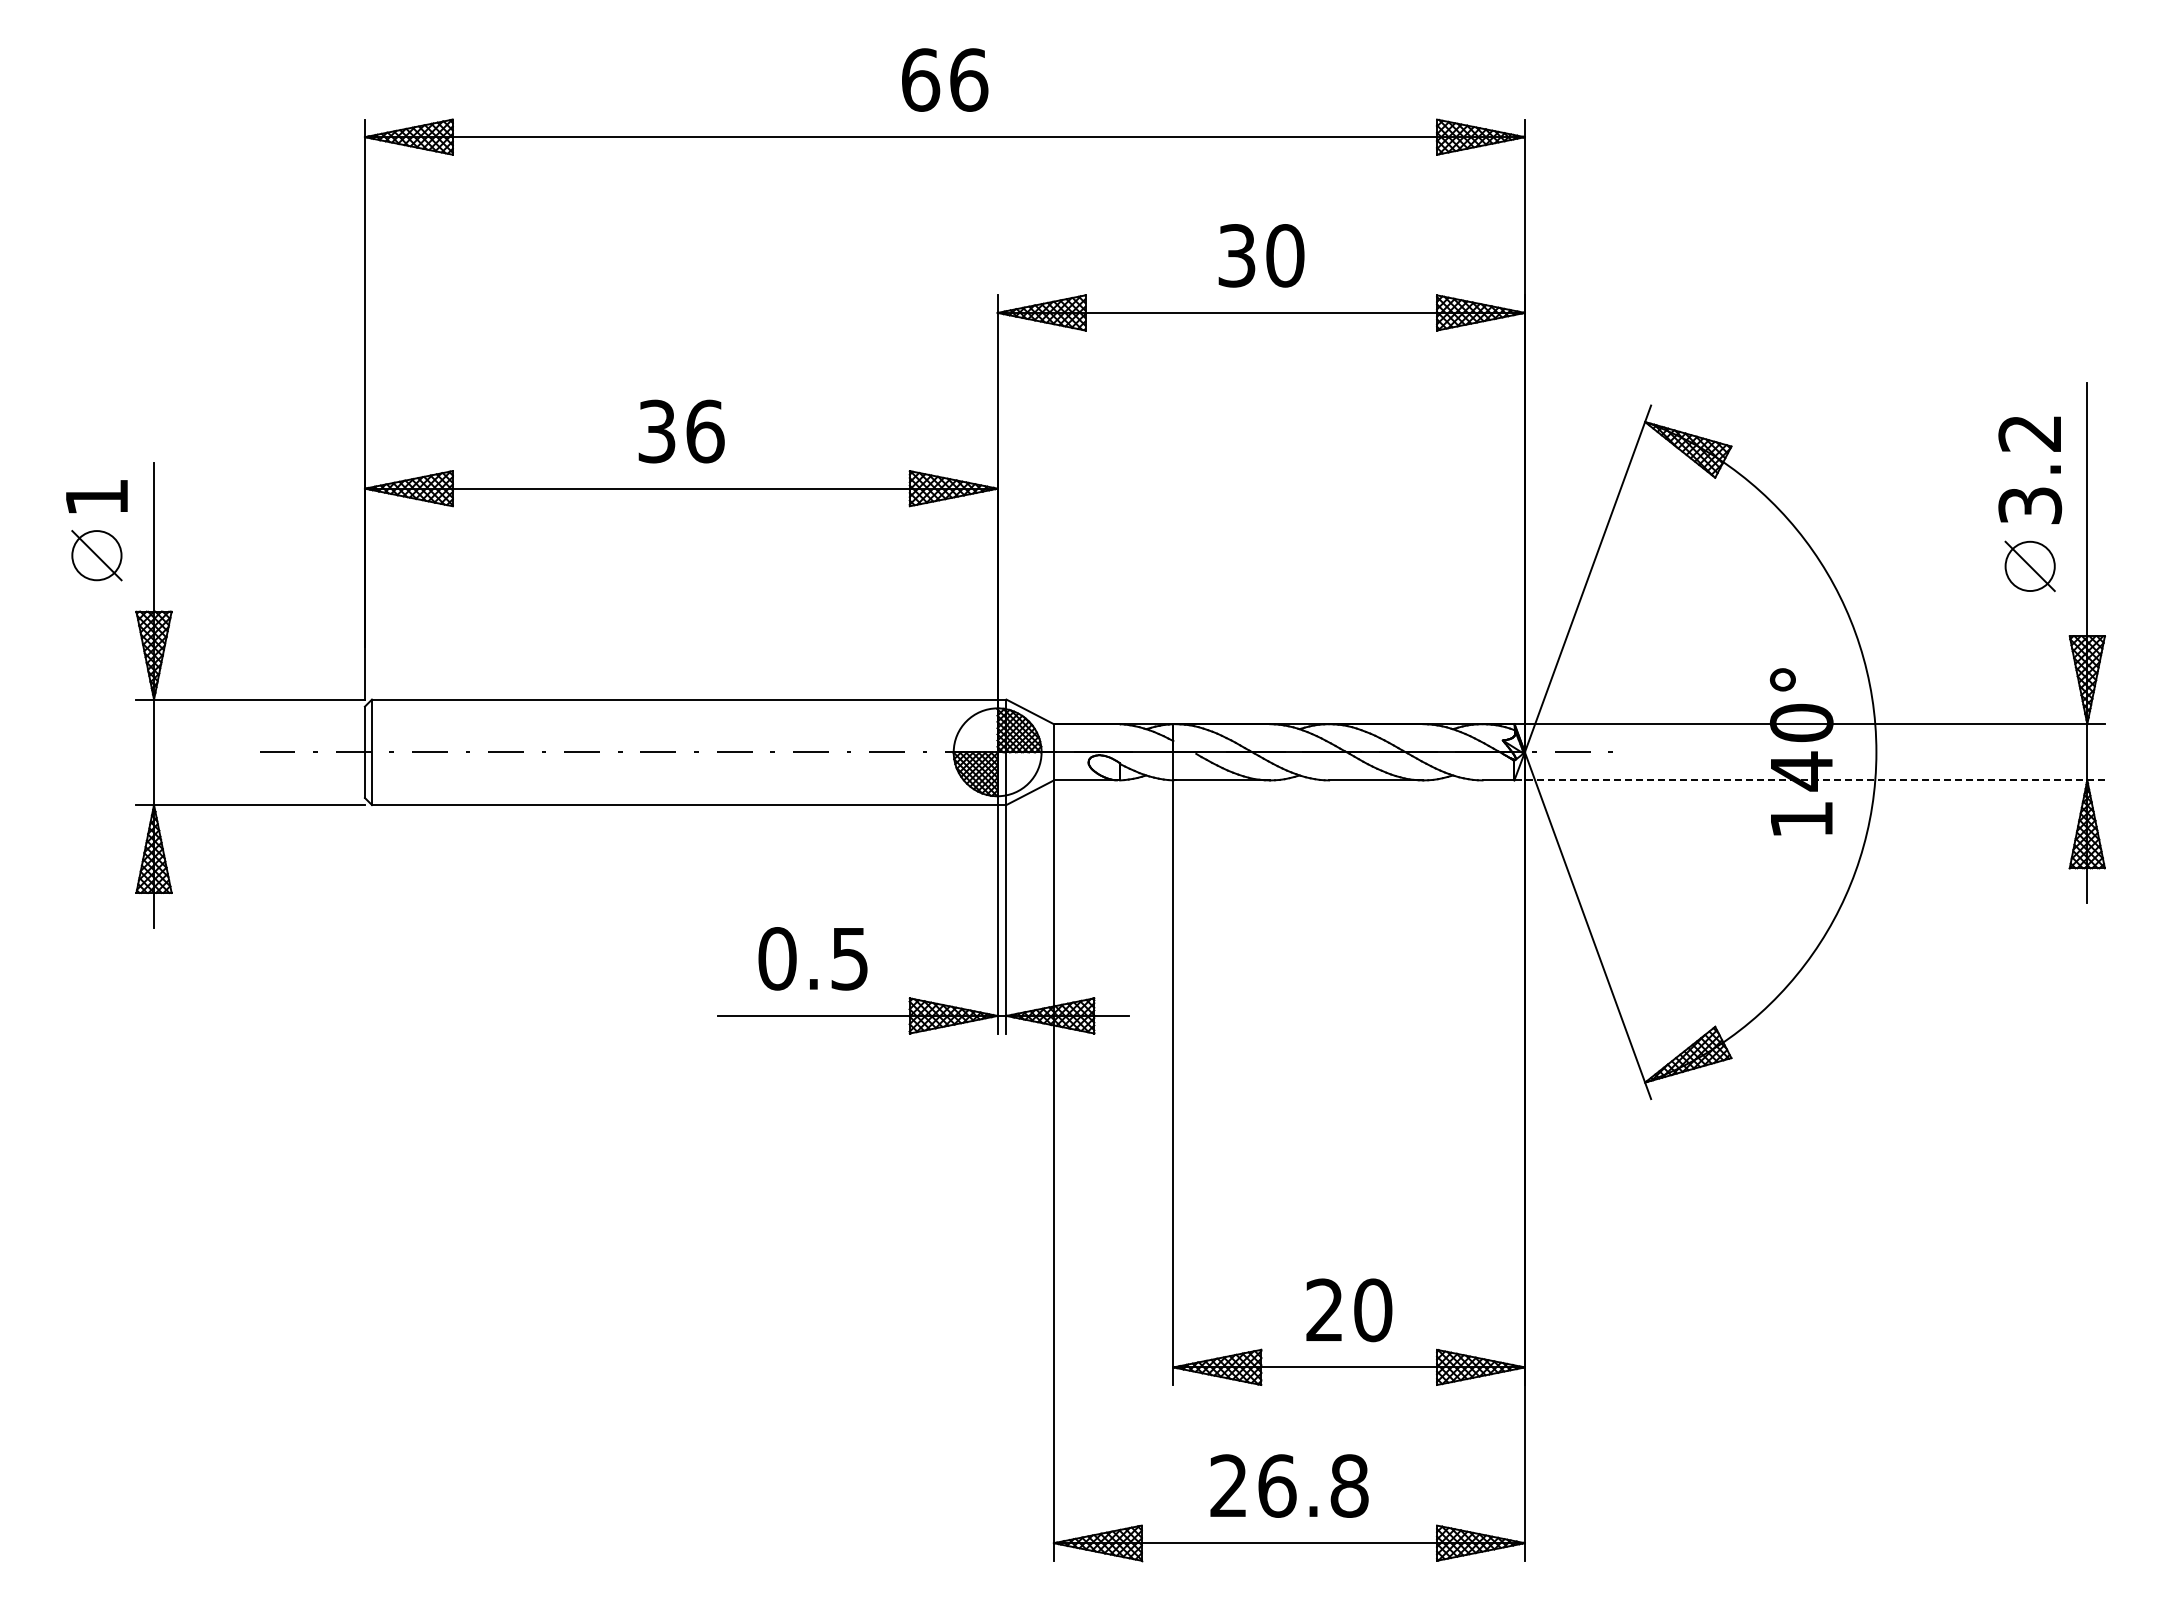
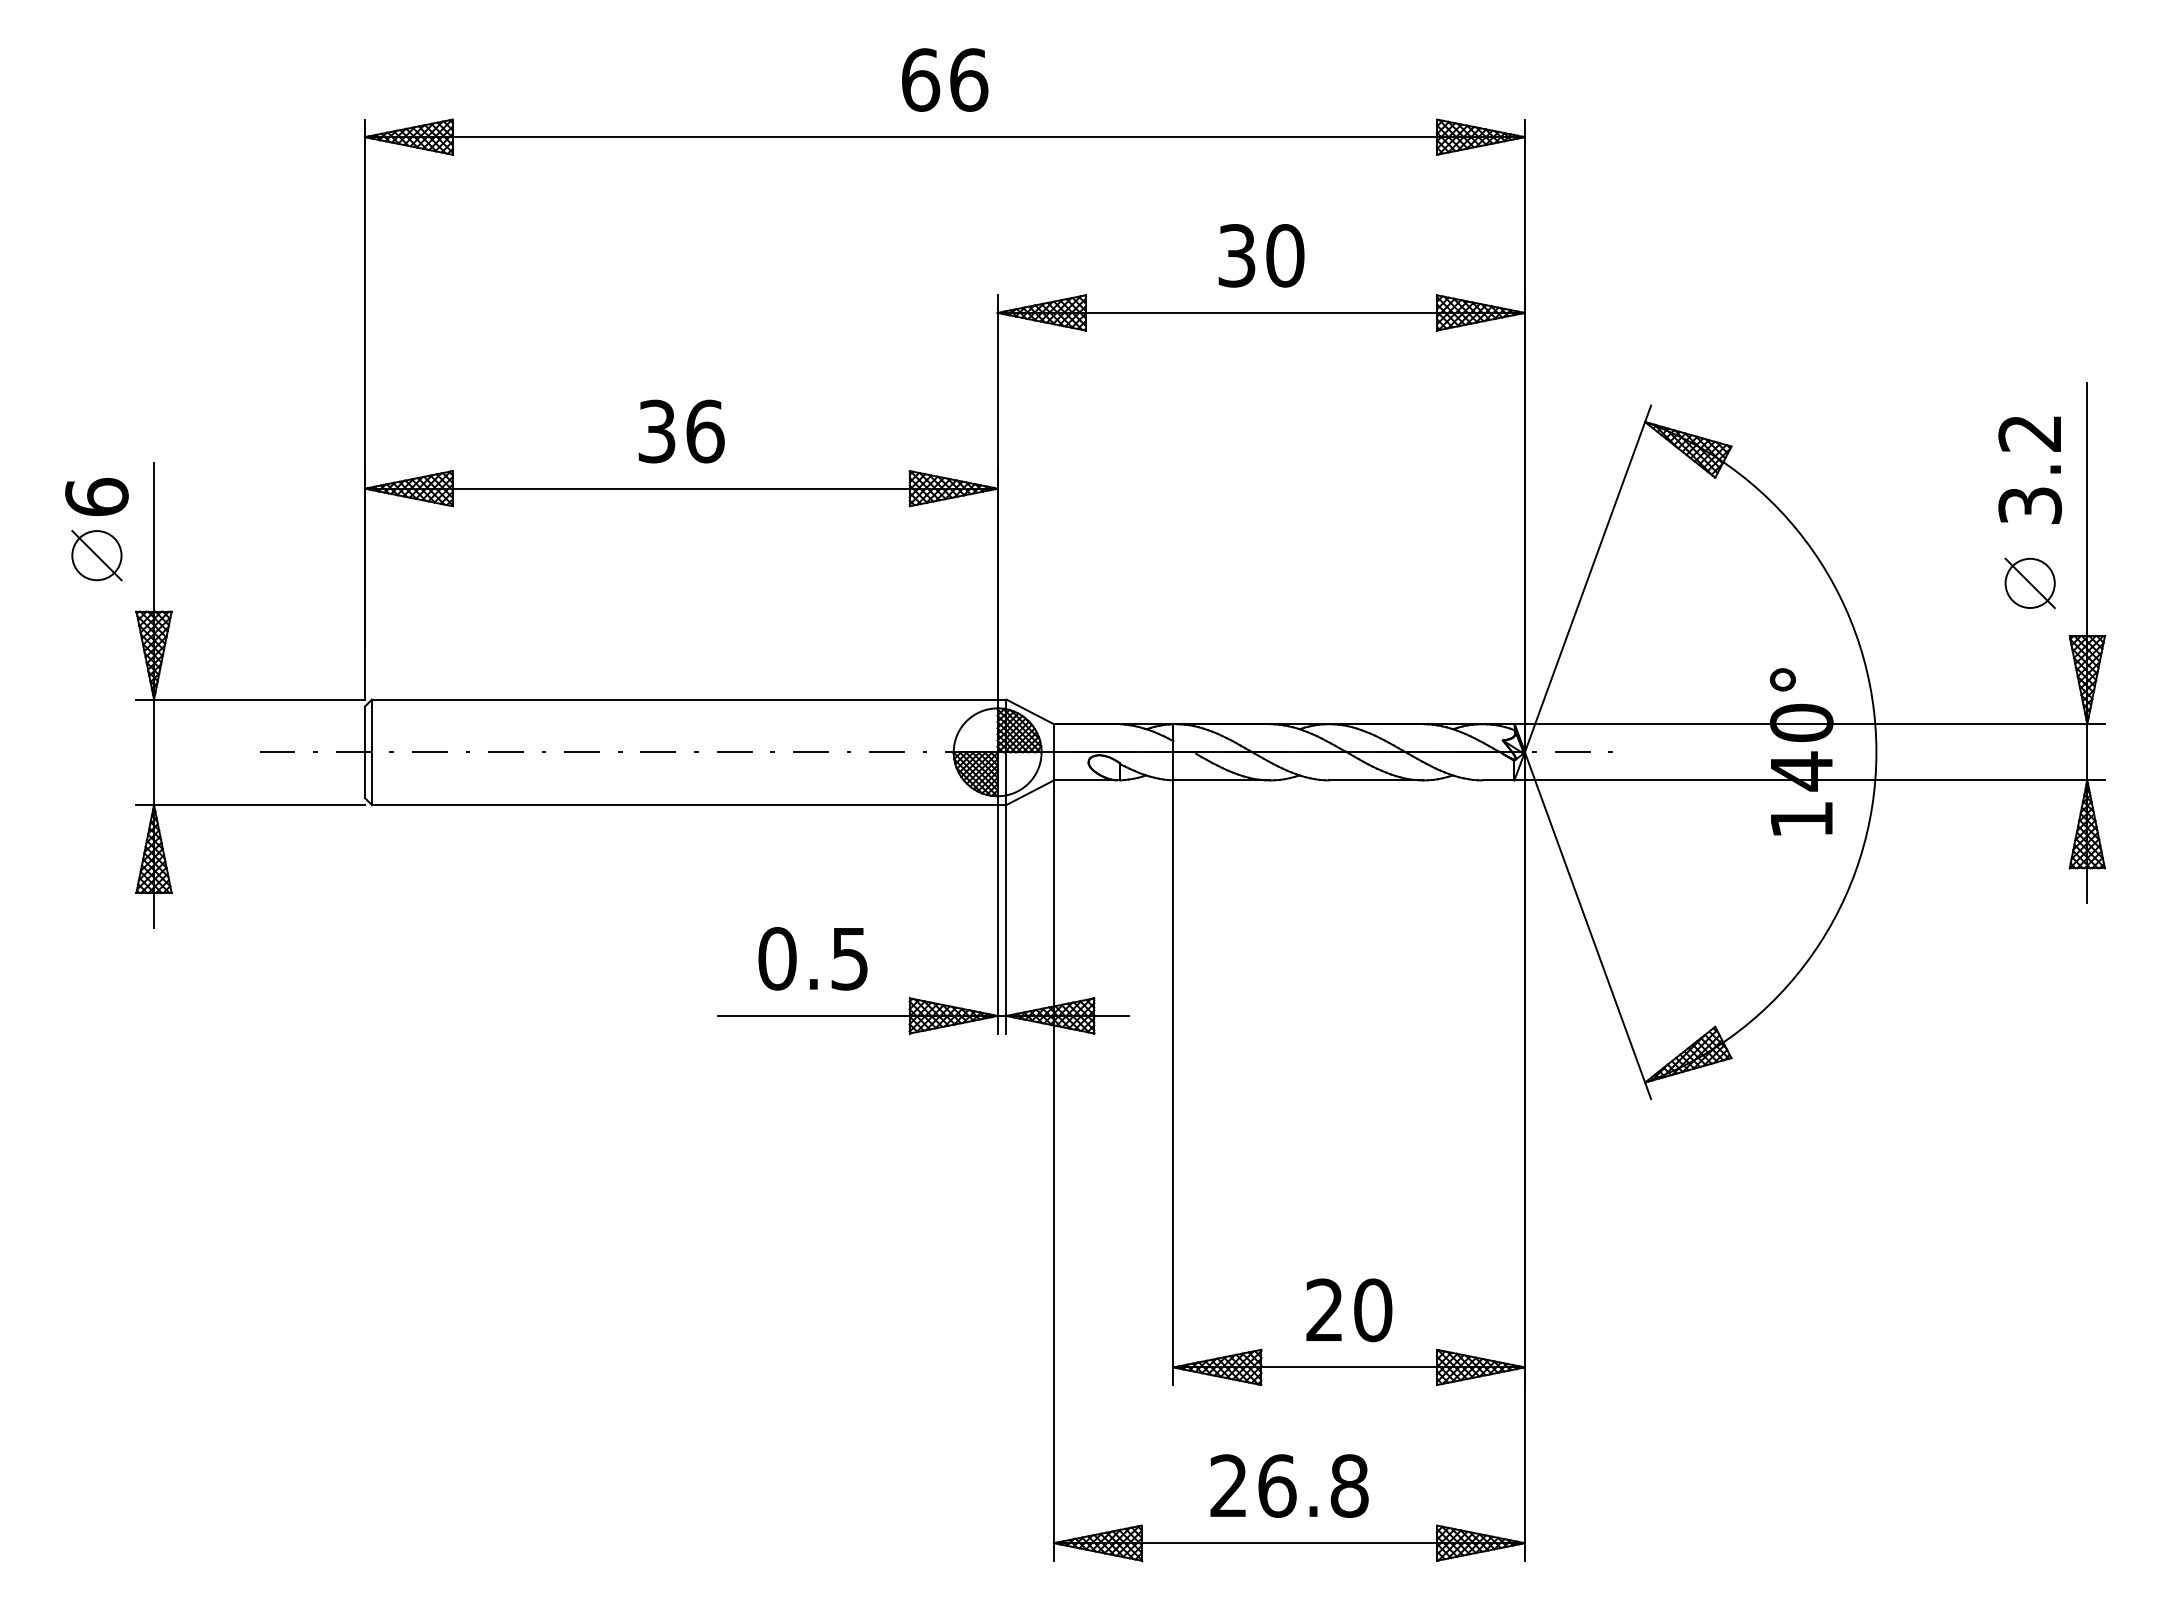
text: 1 -> 6 (96, 497)
part position: (2029, 566) -> (2029, 583) (2029, 583)
line: dashed -> solid (1810, 780)
